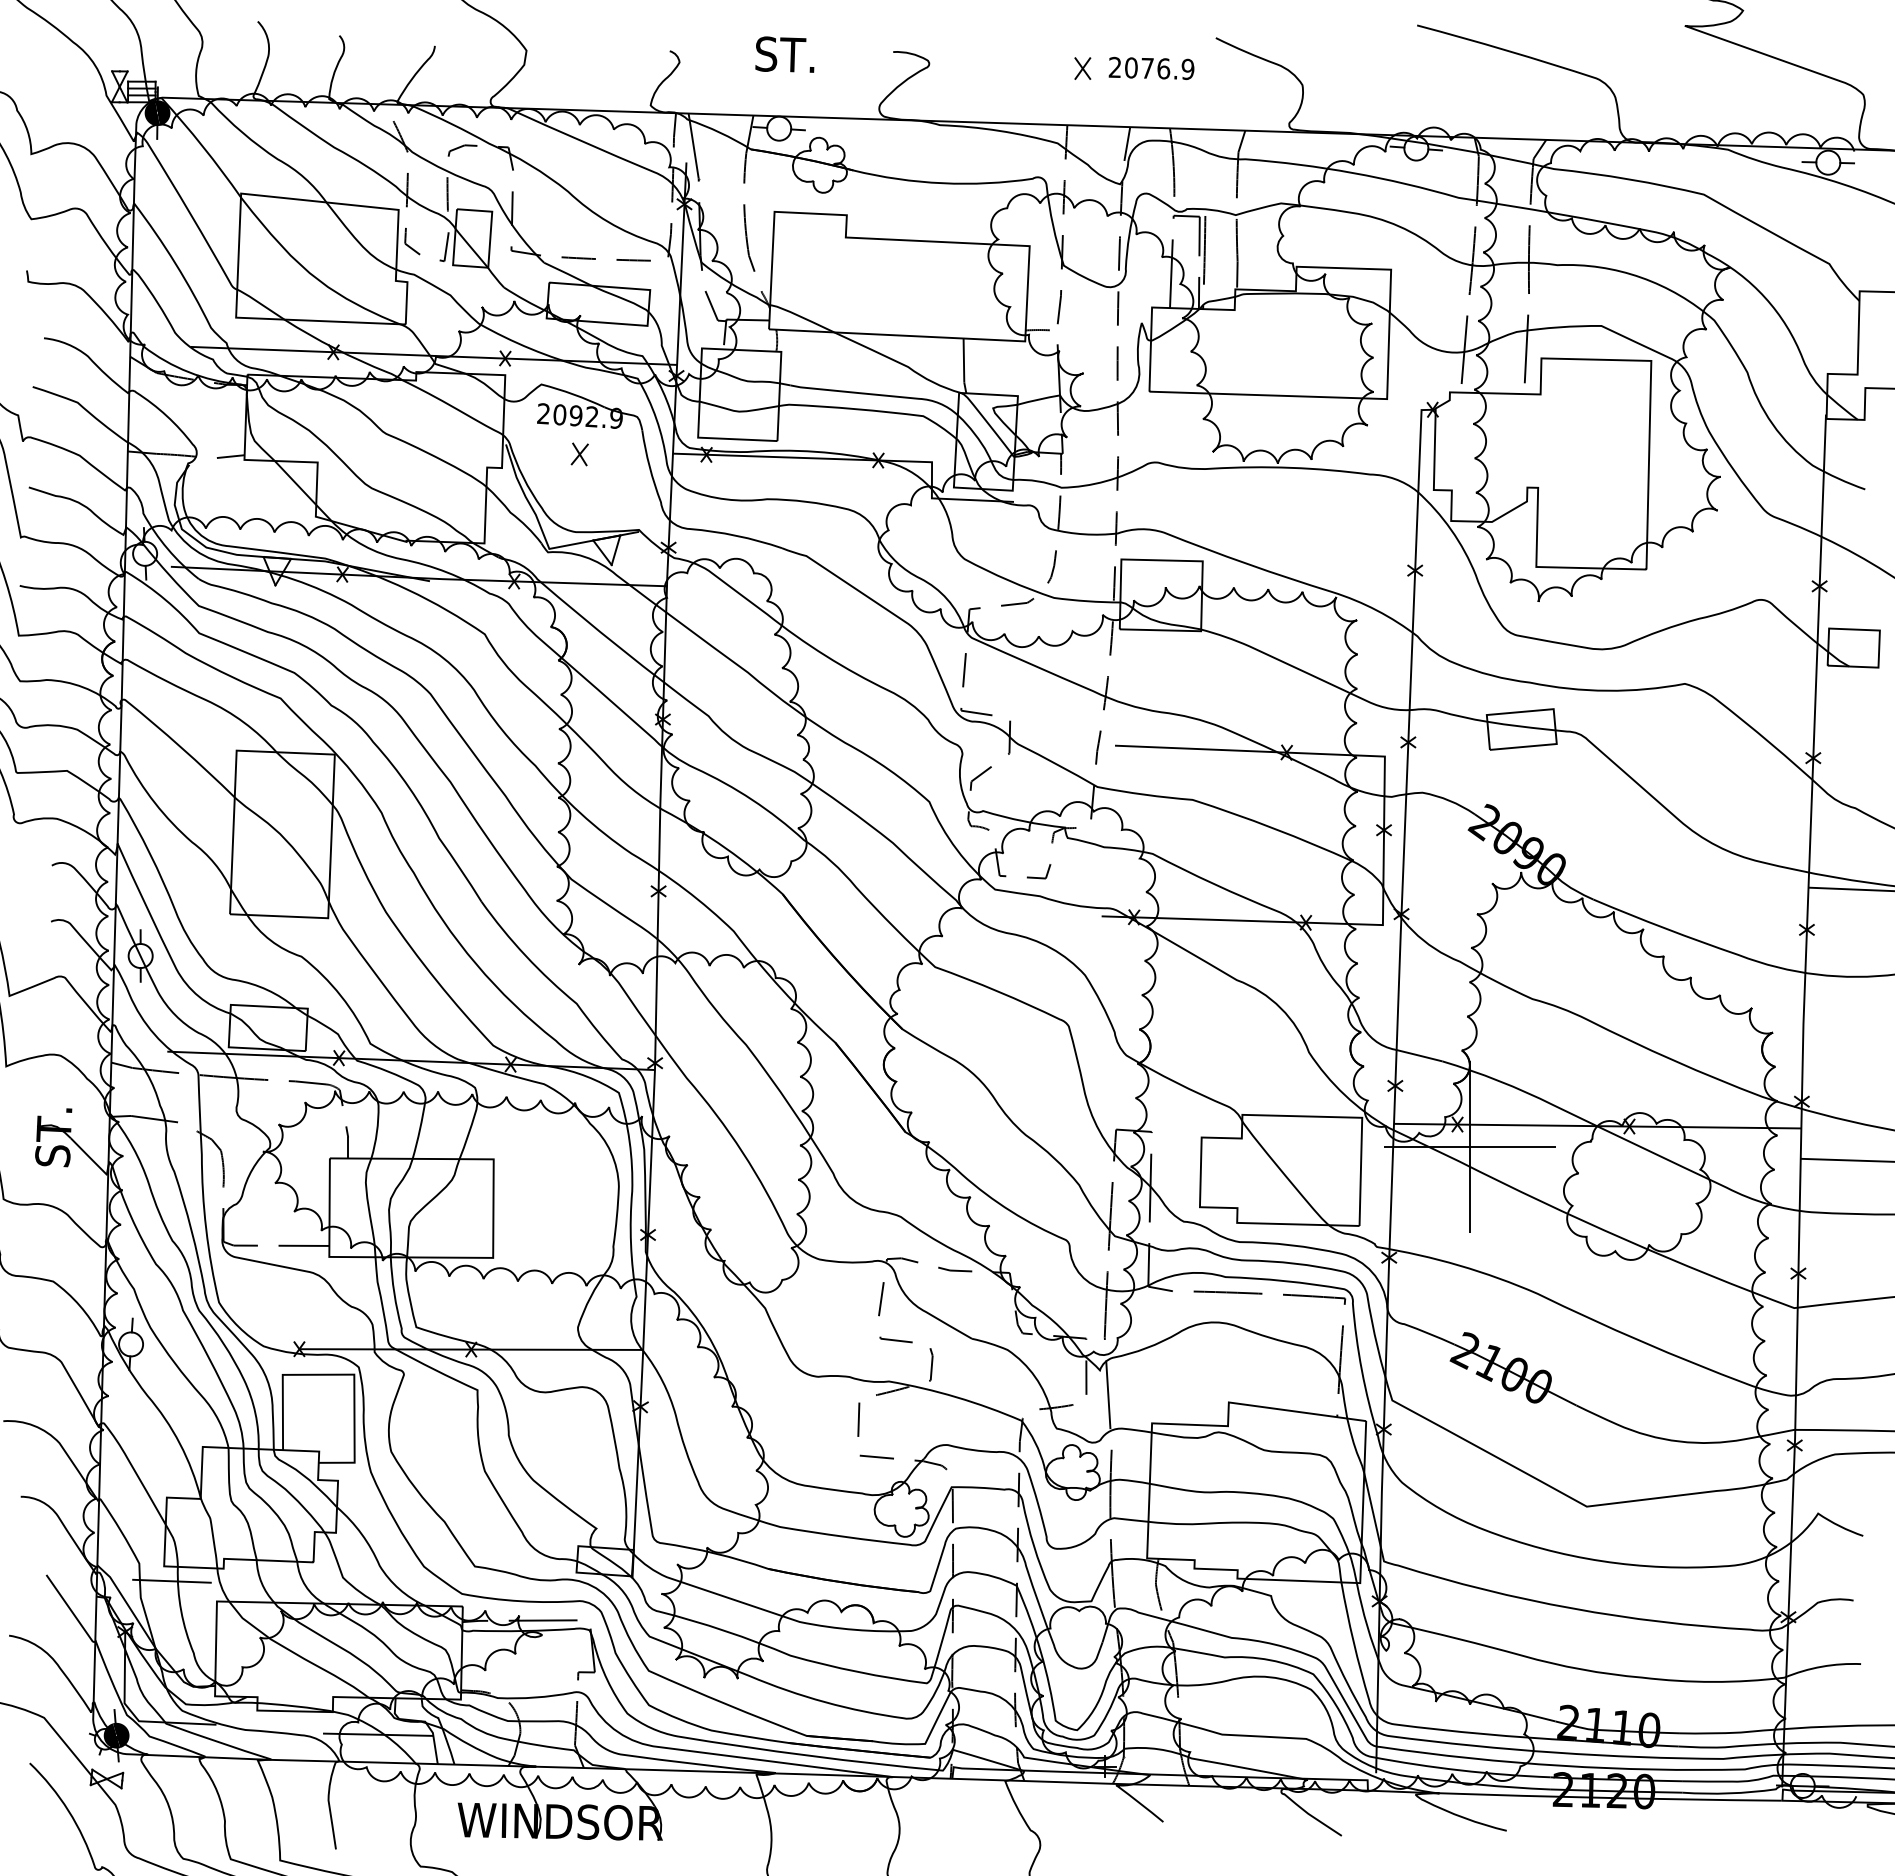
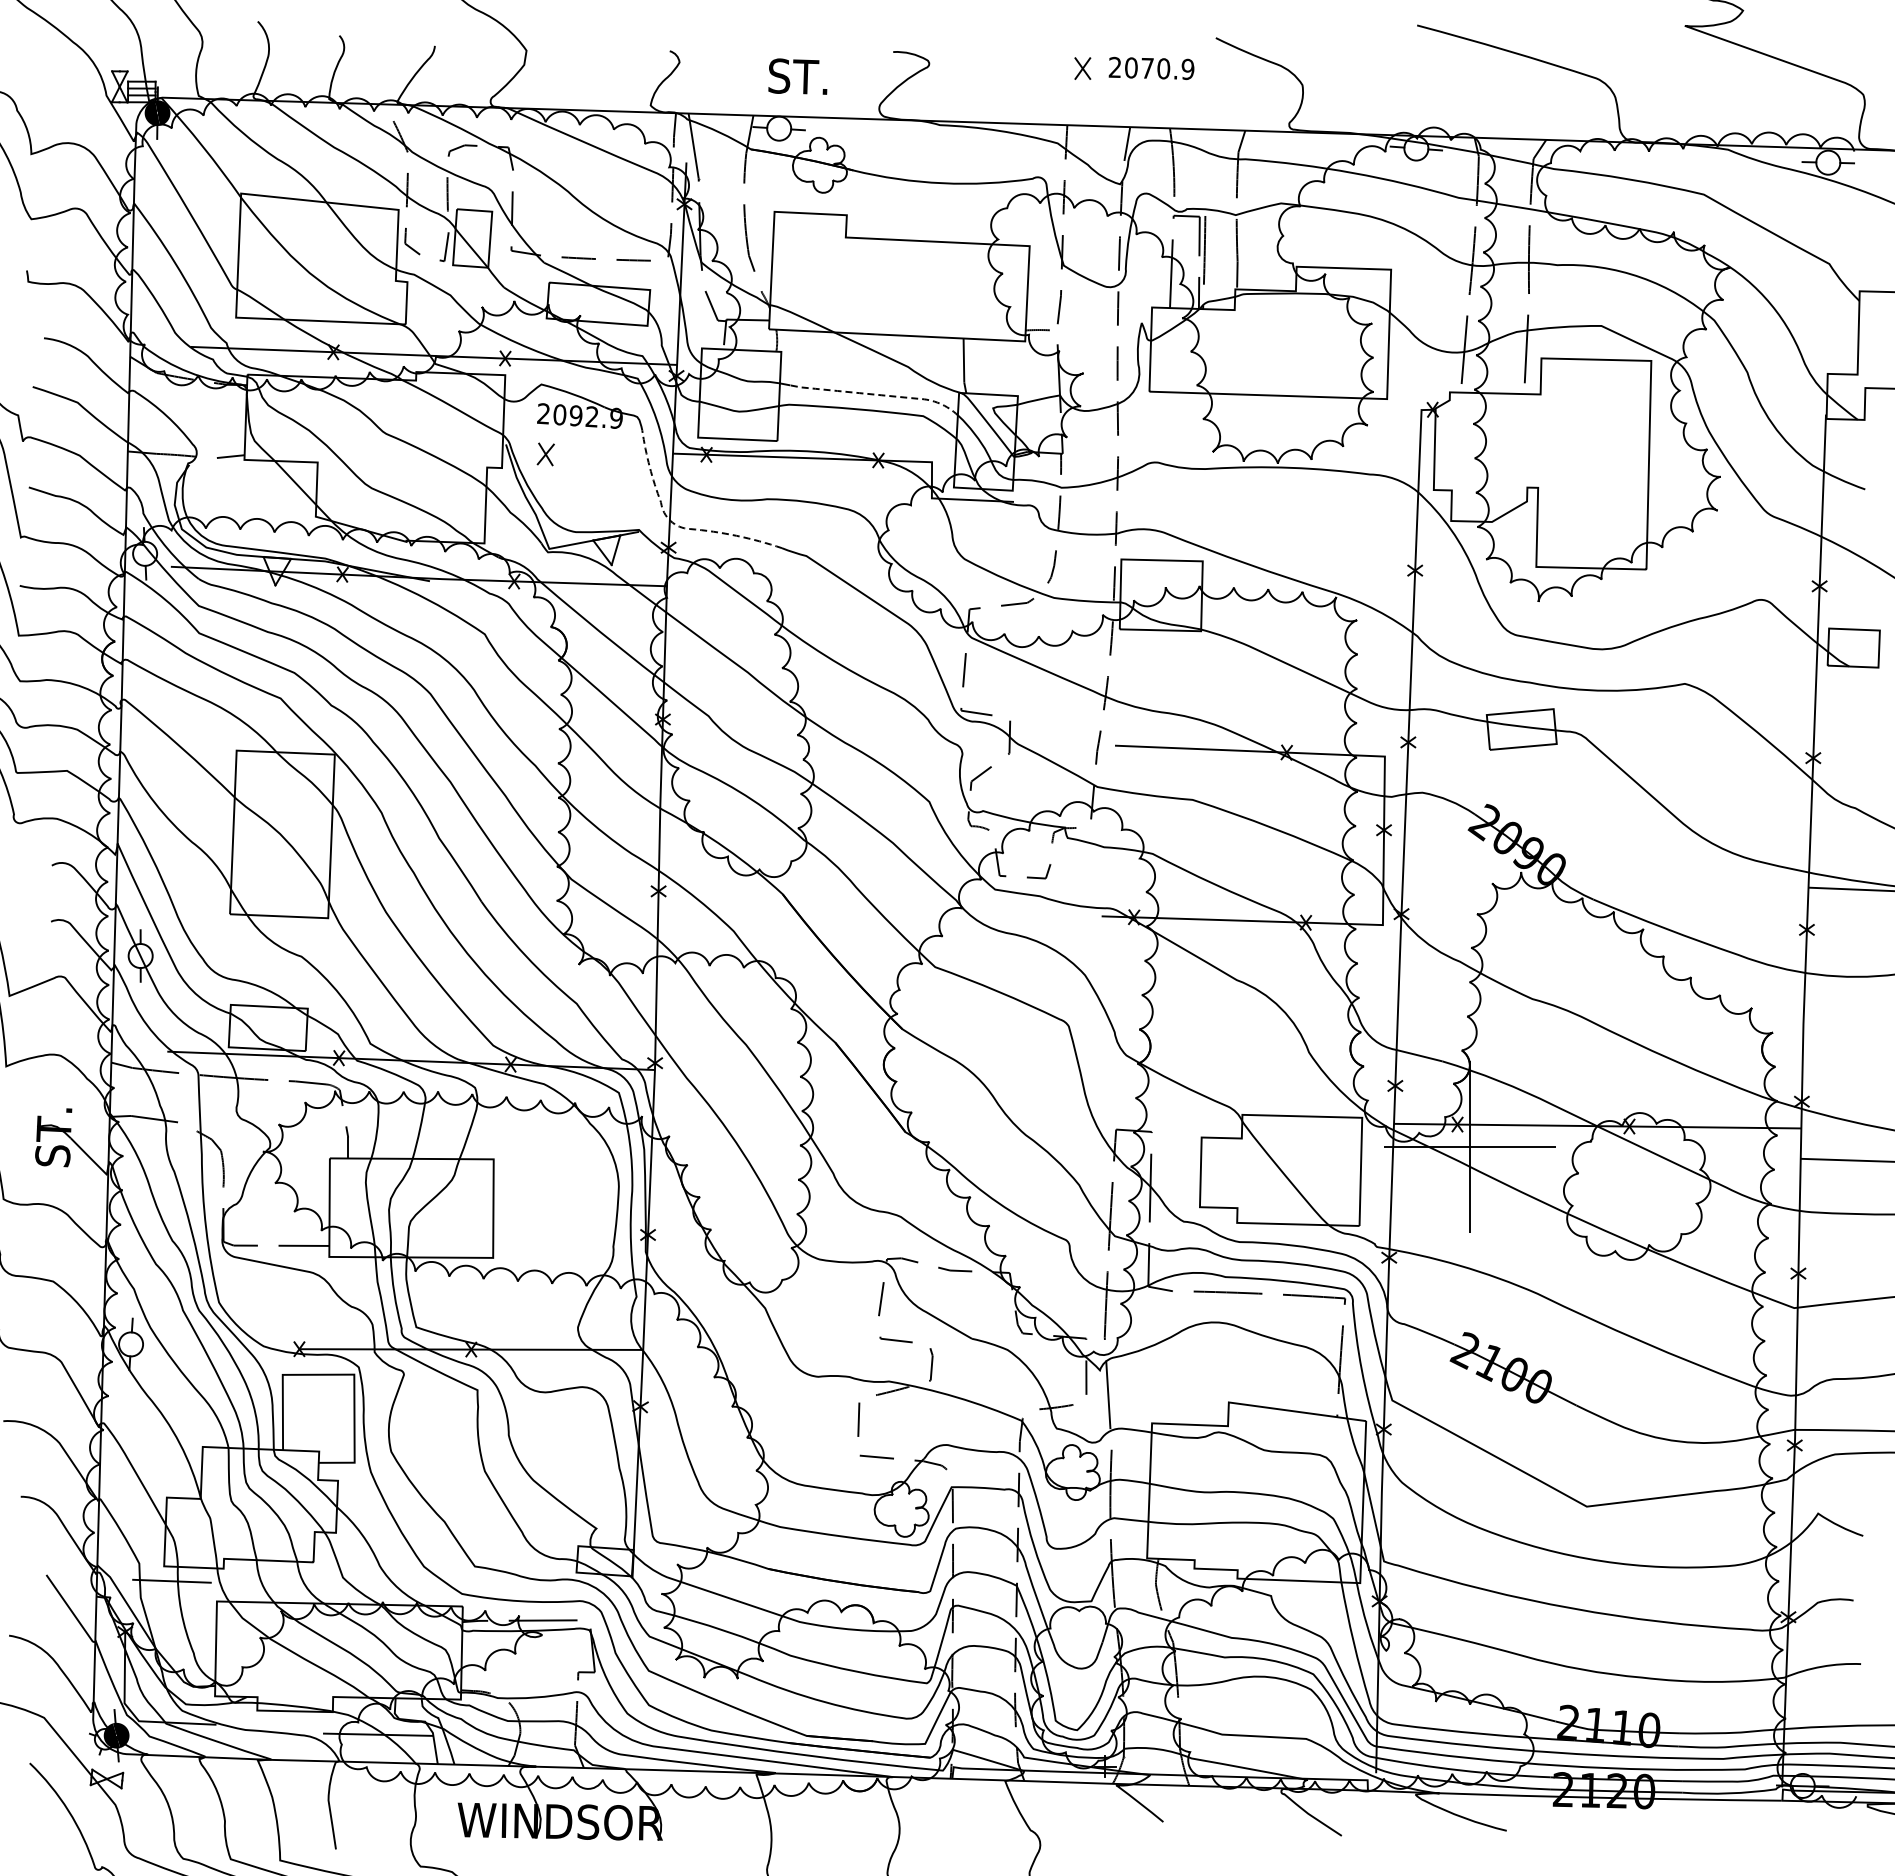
text position: (784, 54) -> (797, 76) (797, 76)
text: 2076.9 -> 2070.9 (1163, 68)
line: solid -> dashed (880, 395)
part position: (579, 454) -> (545, 454) (545, 454)
line: solid -> dashed (677, 525)
